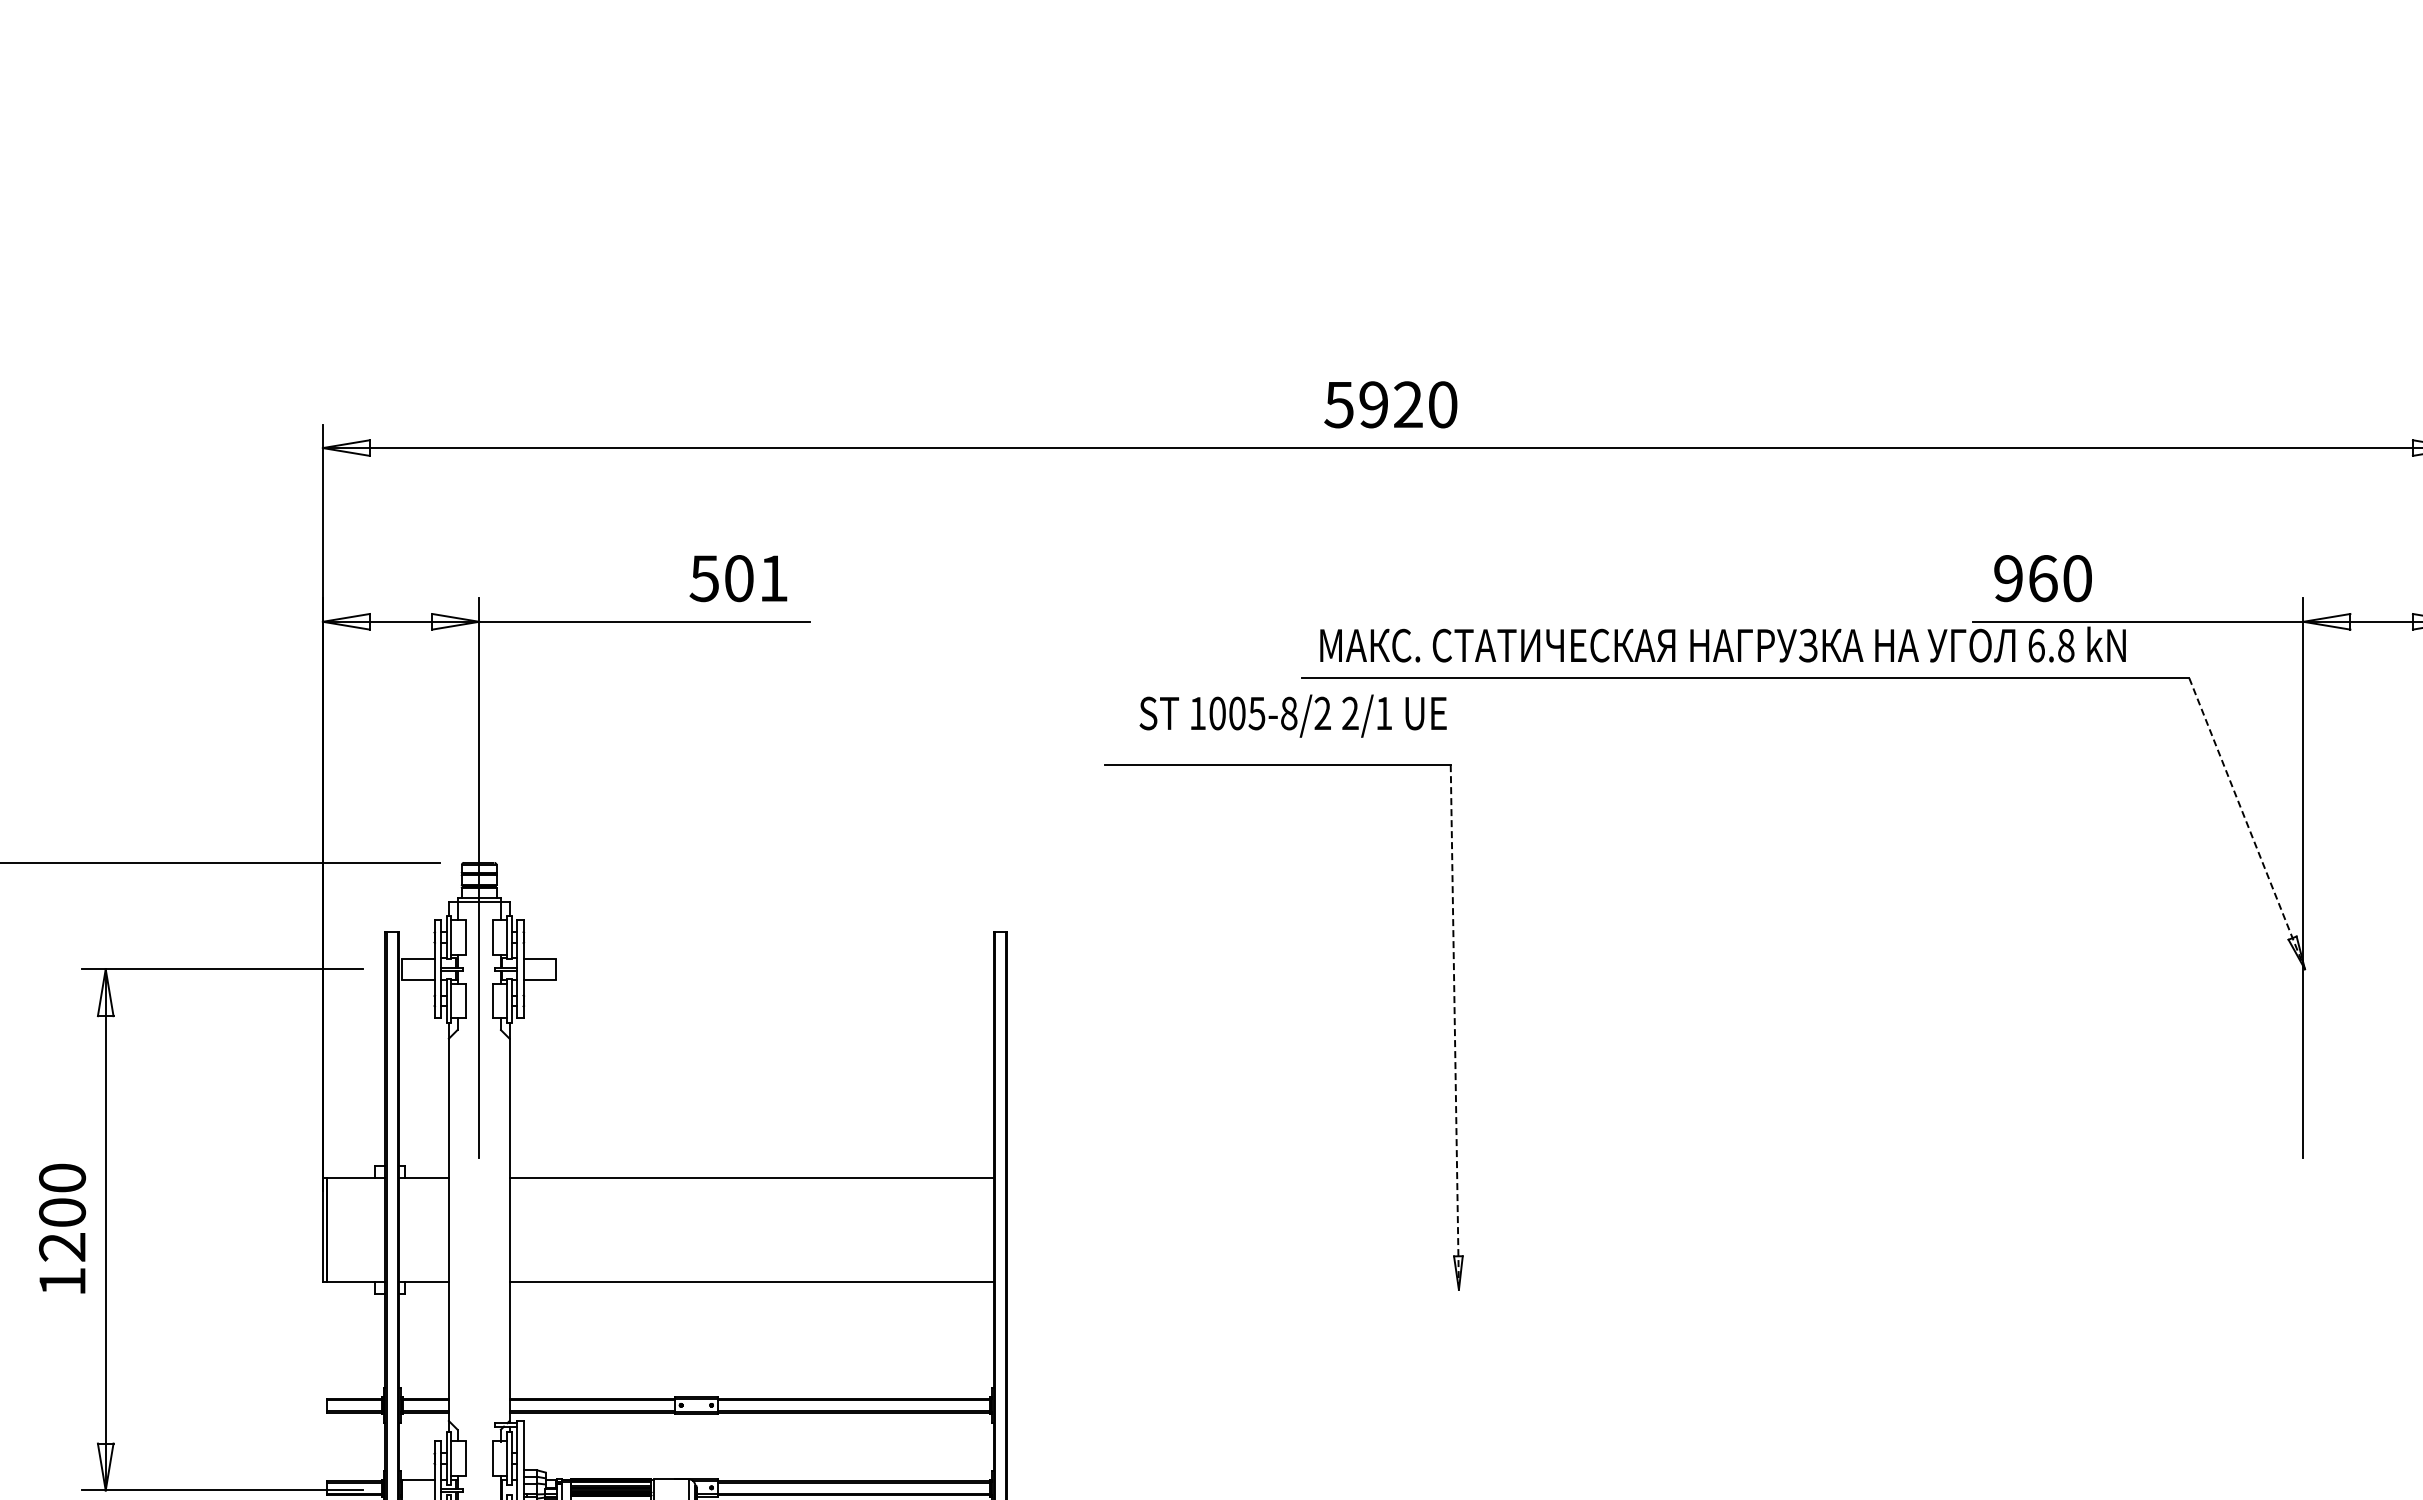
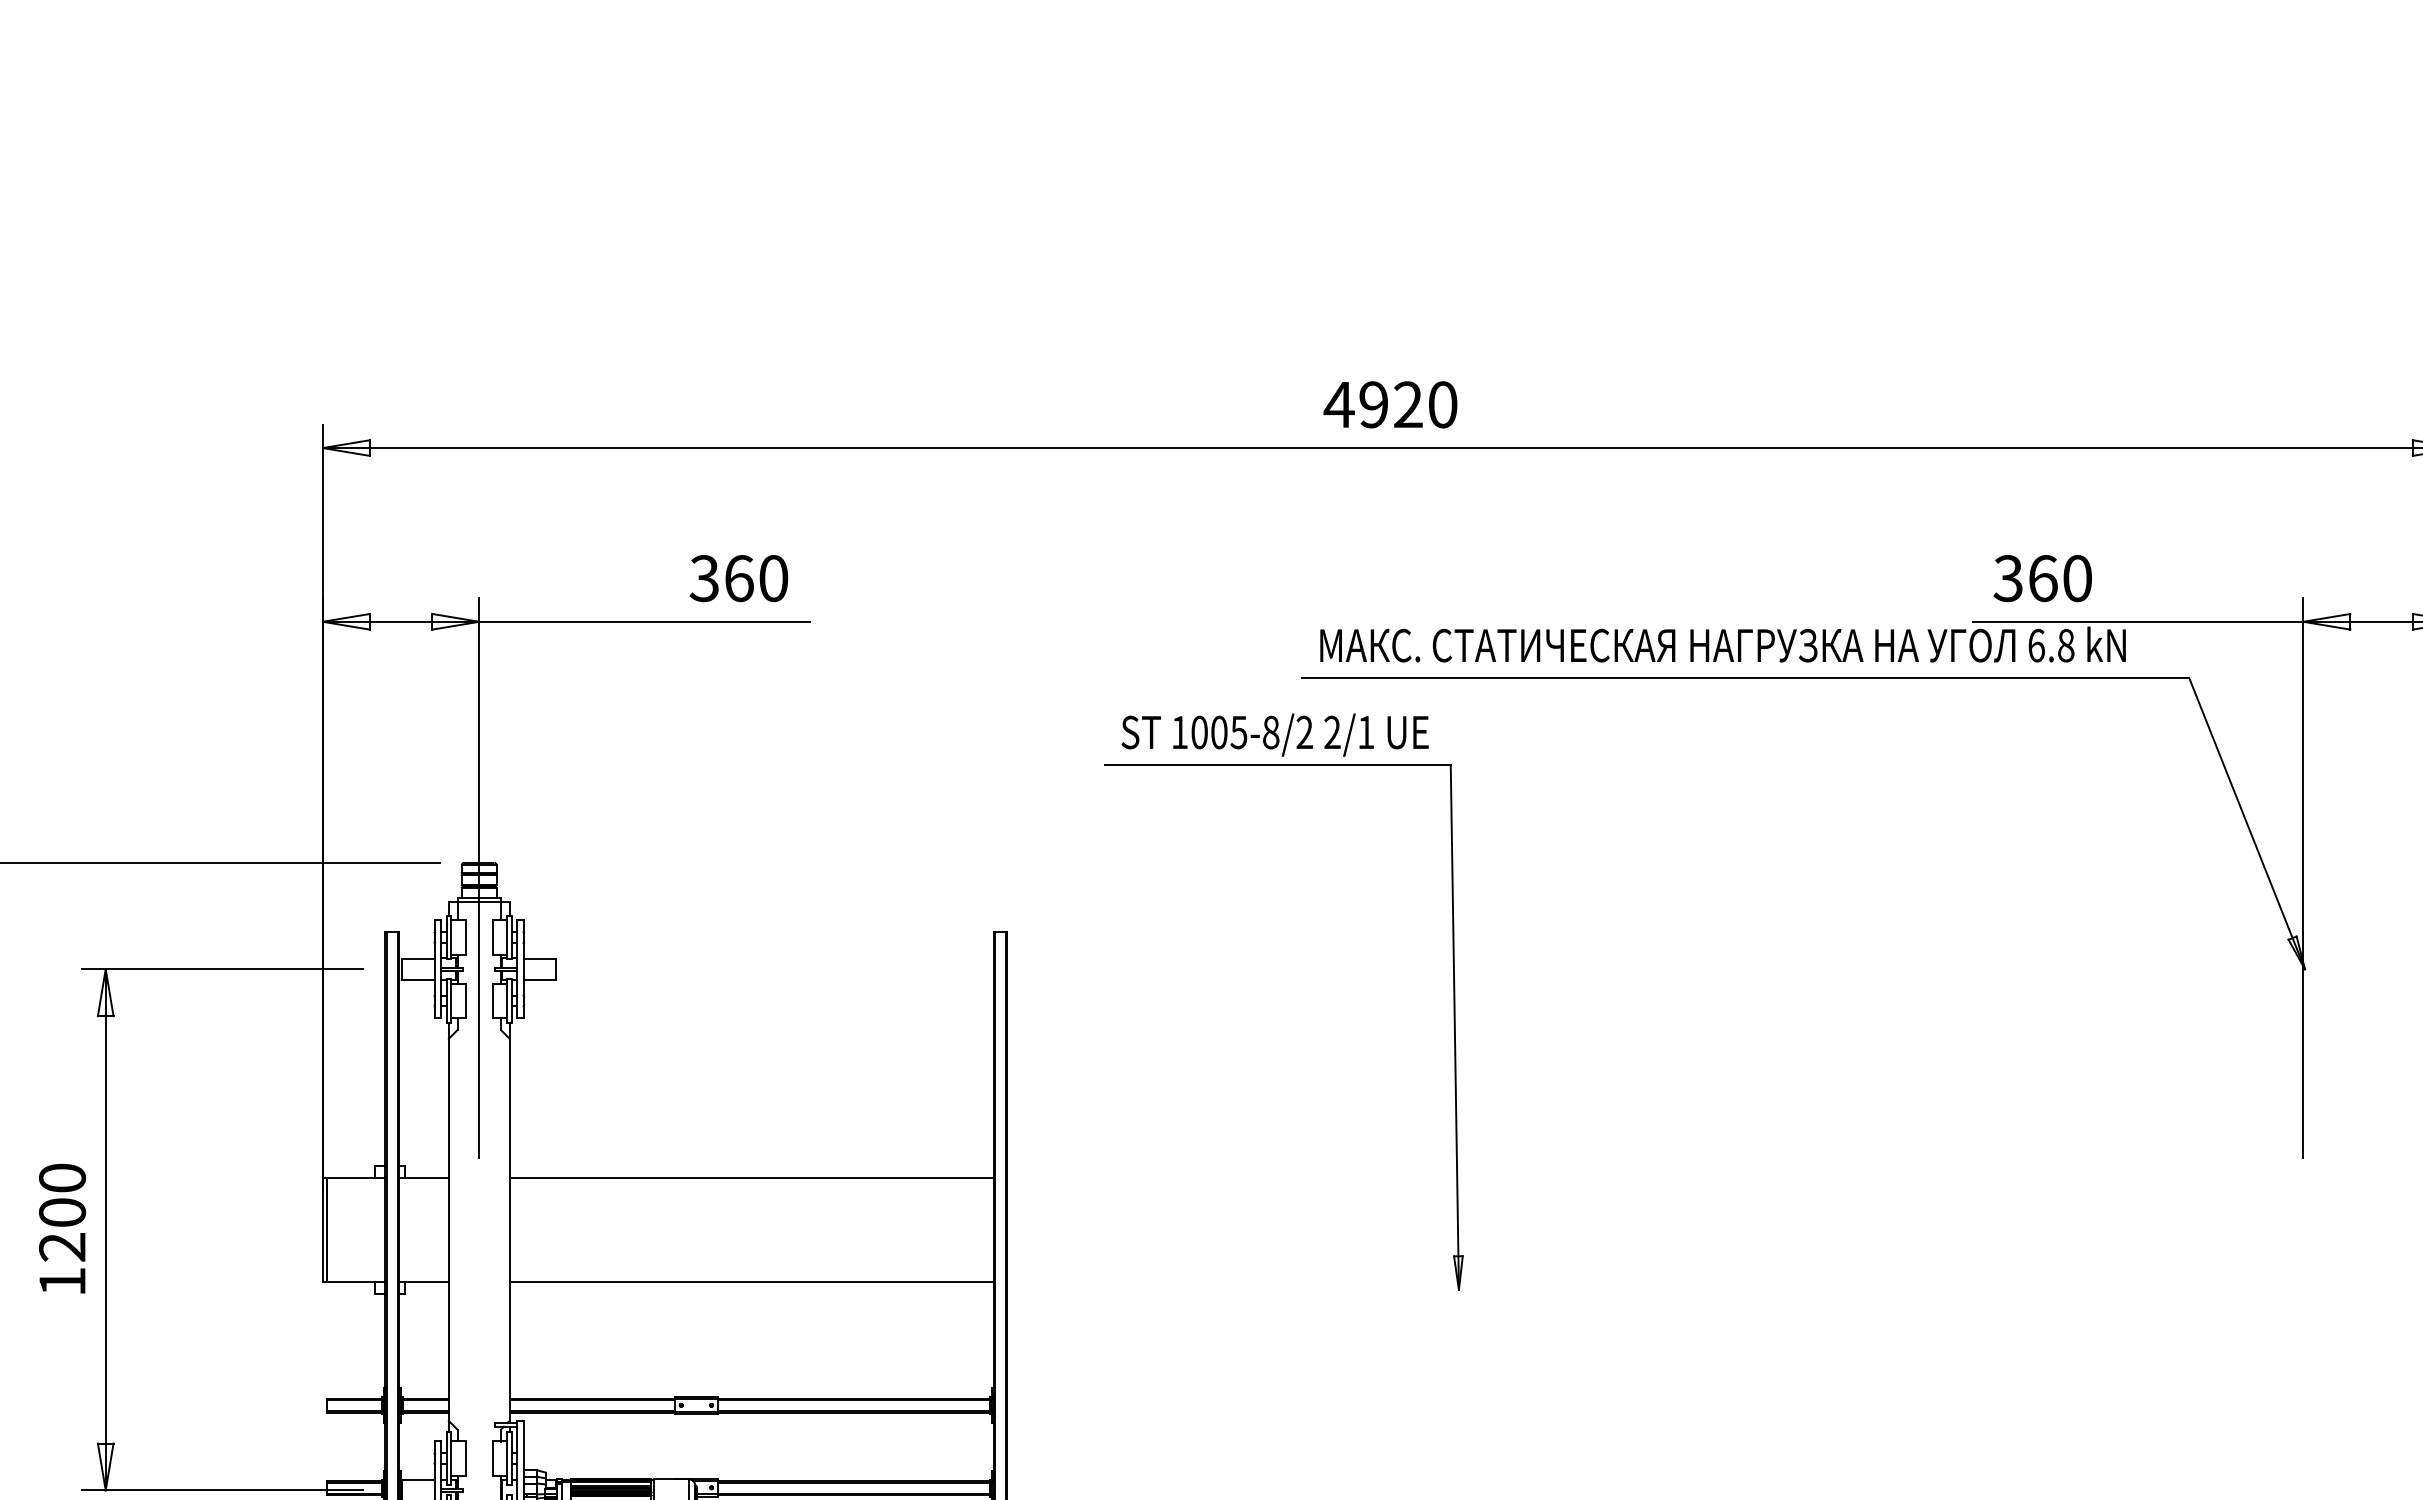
text: 5920 -> 4920 (1338, 405)
text: 501 -> 360 (738, 578)
text: 960 -> 360 (2007, 578)
text position: (1292, 715) -> (1274, 734) (1274, 734)
line: dashed -> solid (2247, 823)
line: dashed -> solid (1454, 1027)
